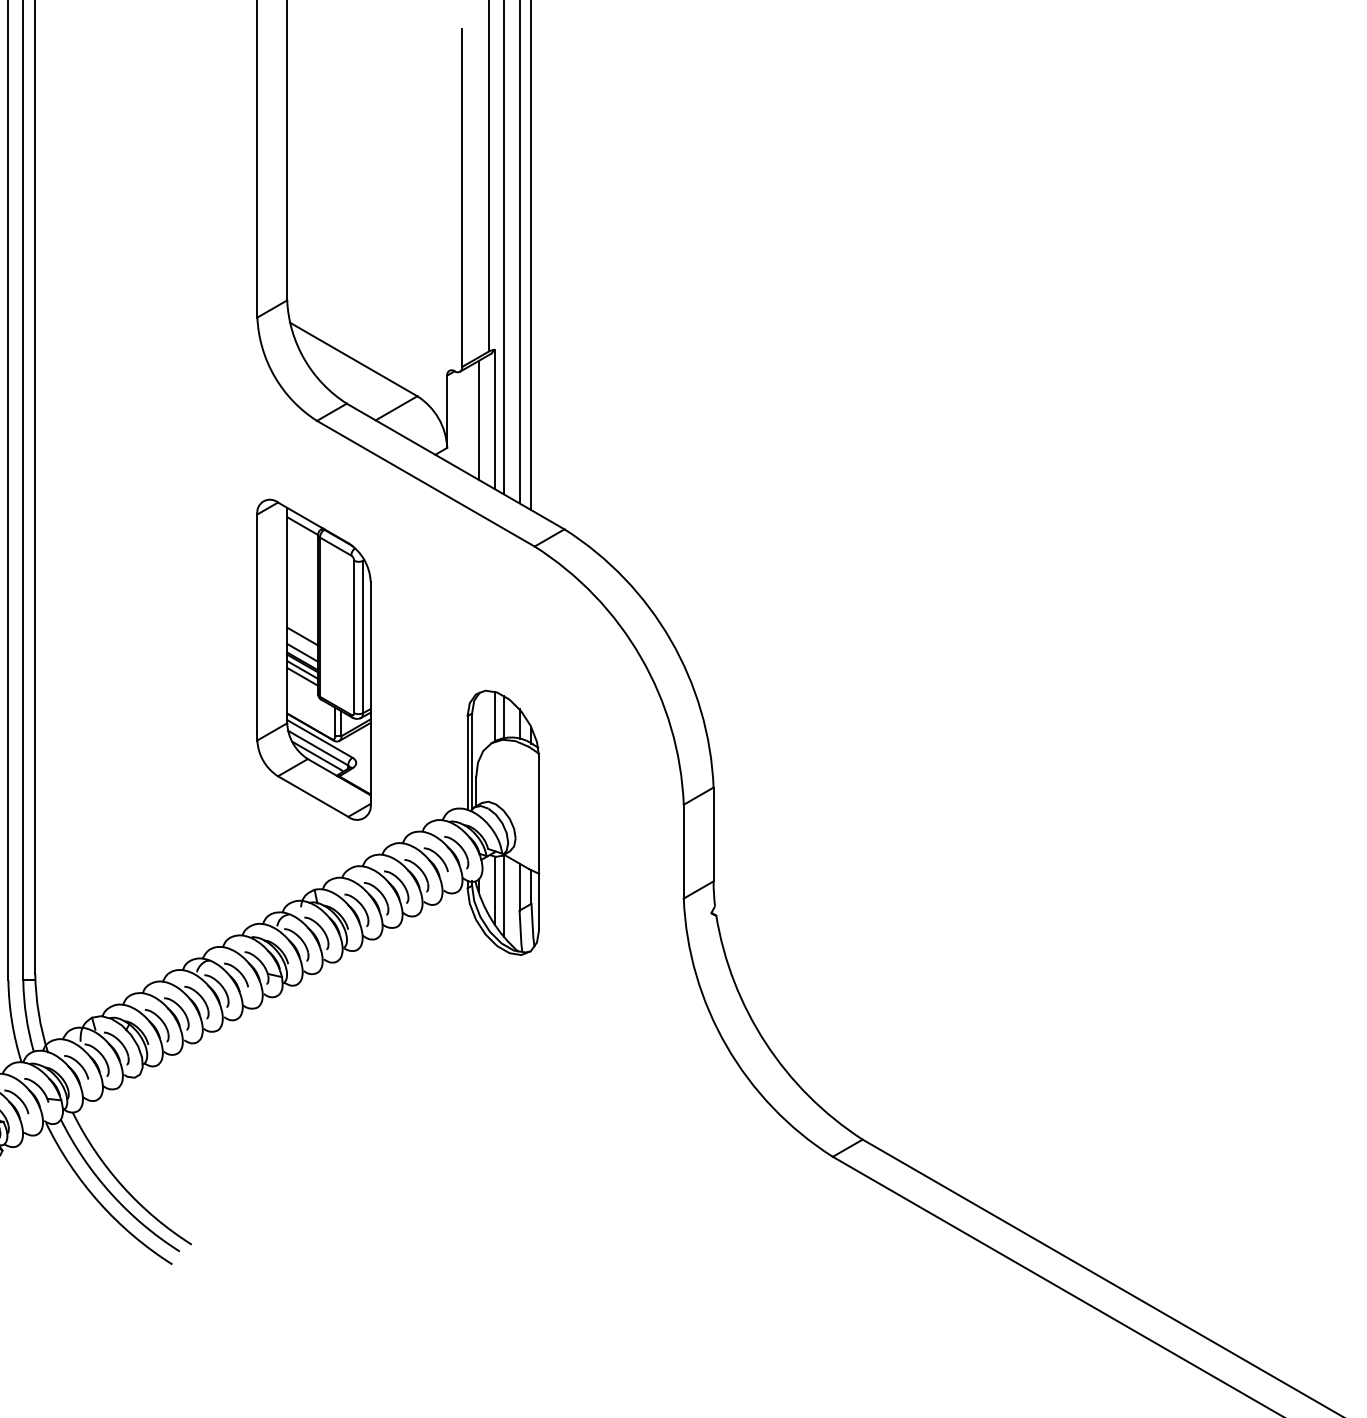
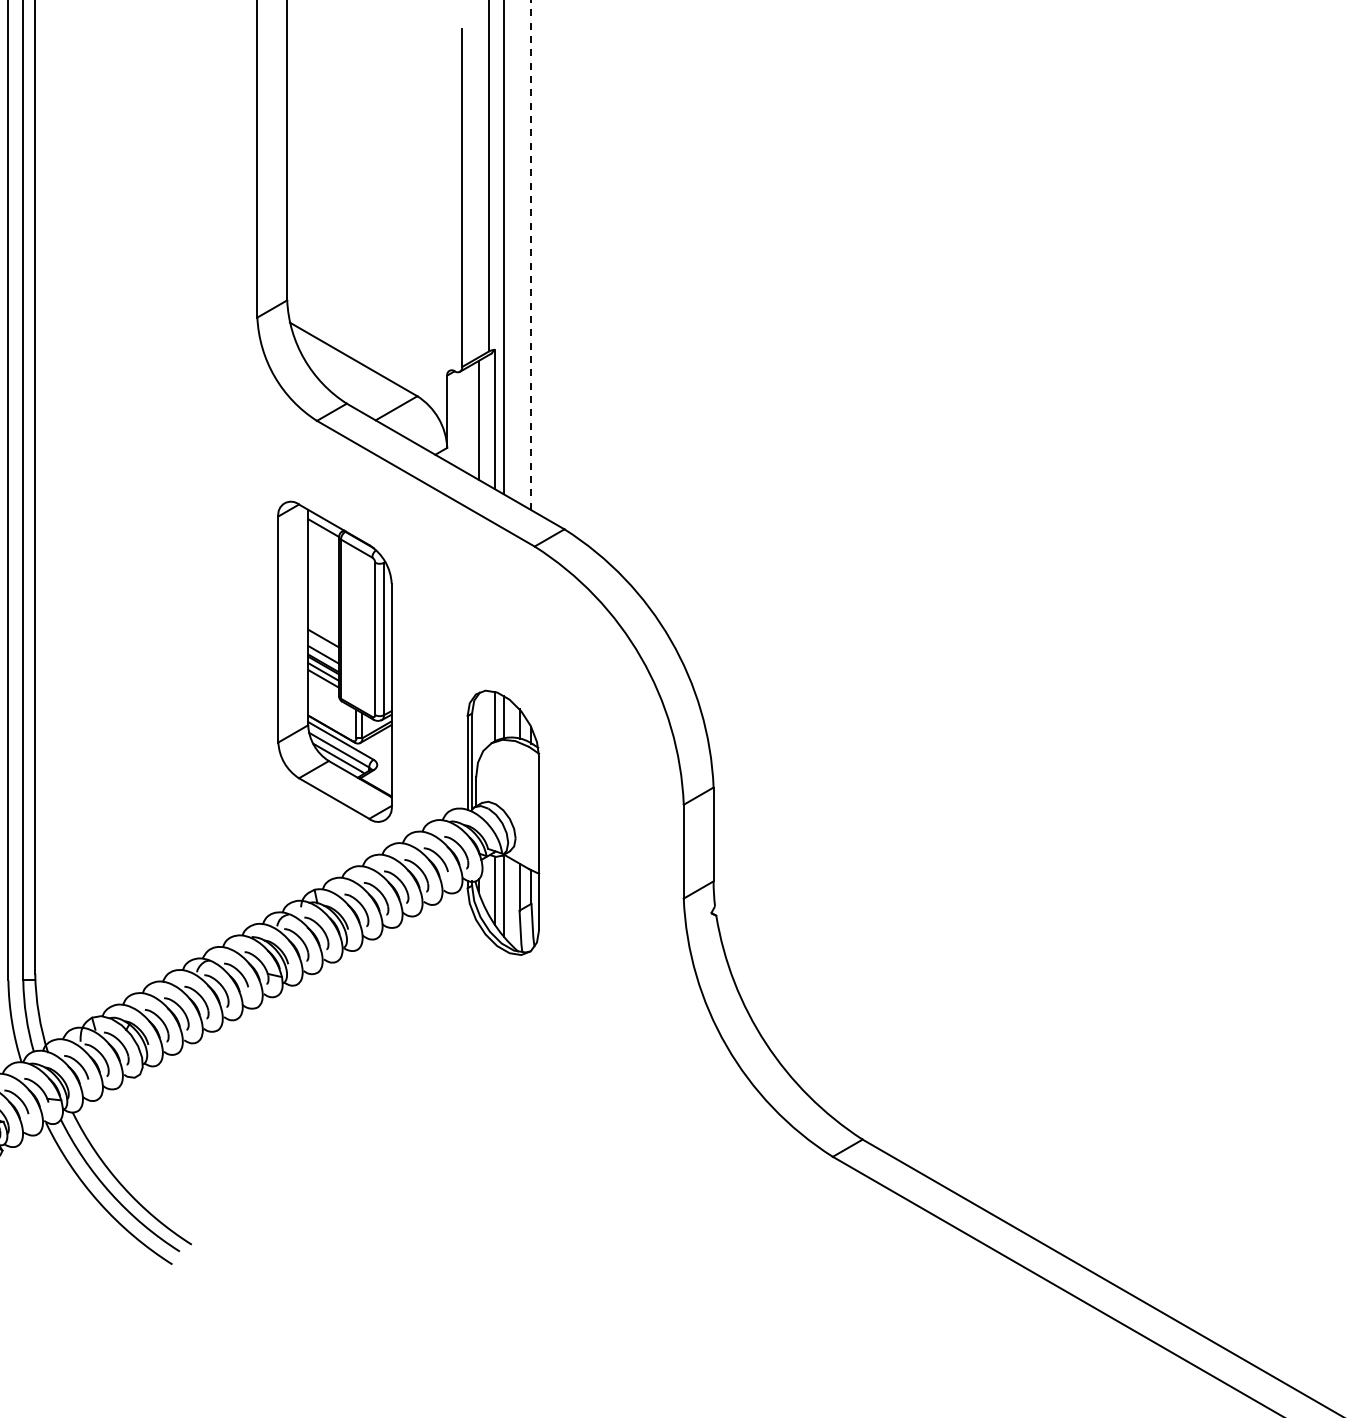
line: present -> none (519, 252)
line: solid -> dashed (531, 255)
part position: (313, 659) -> (334, 661) (334, 661)
